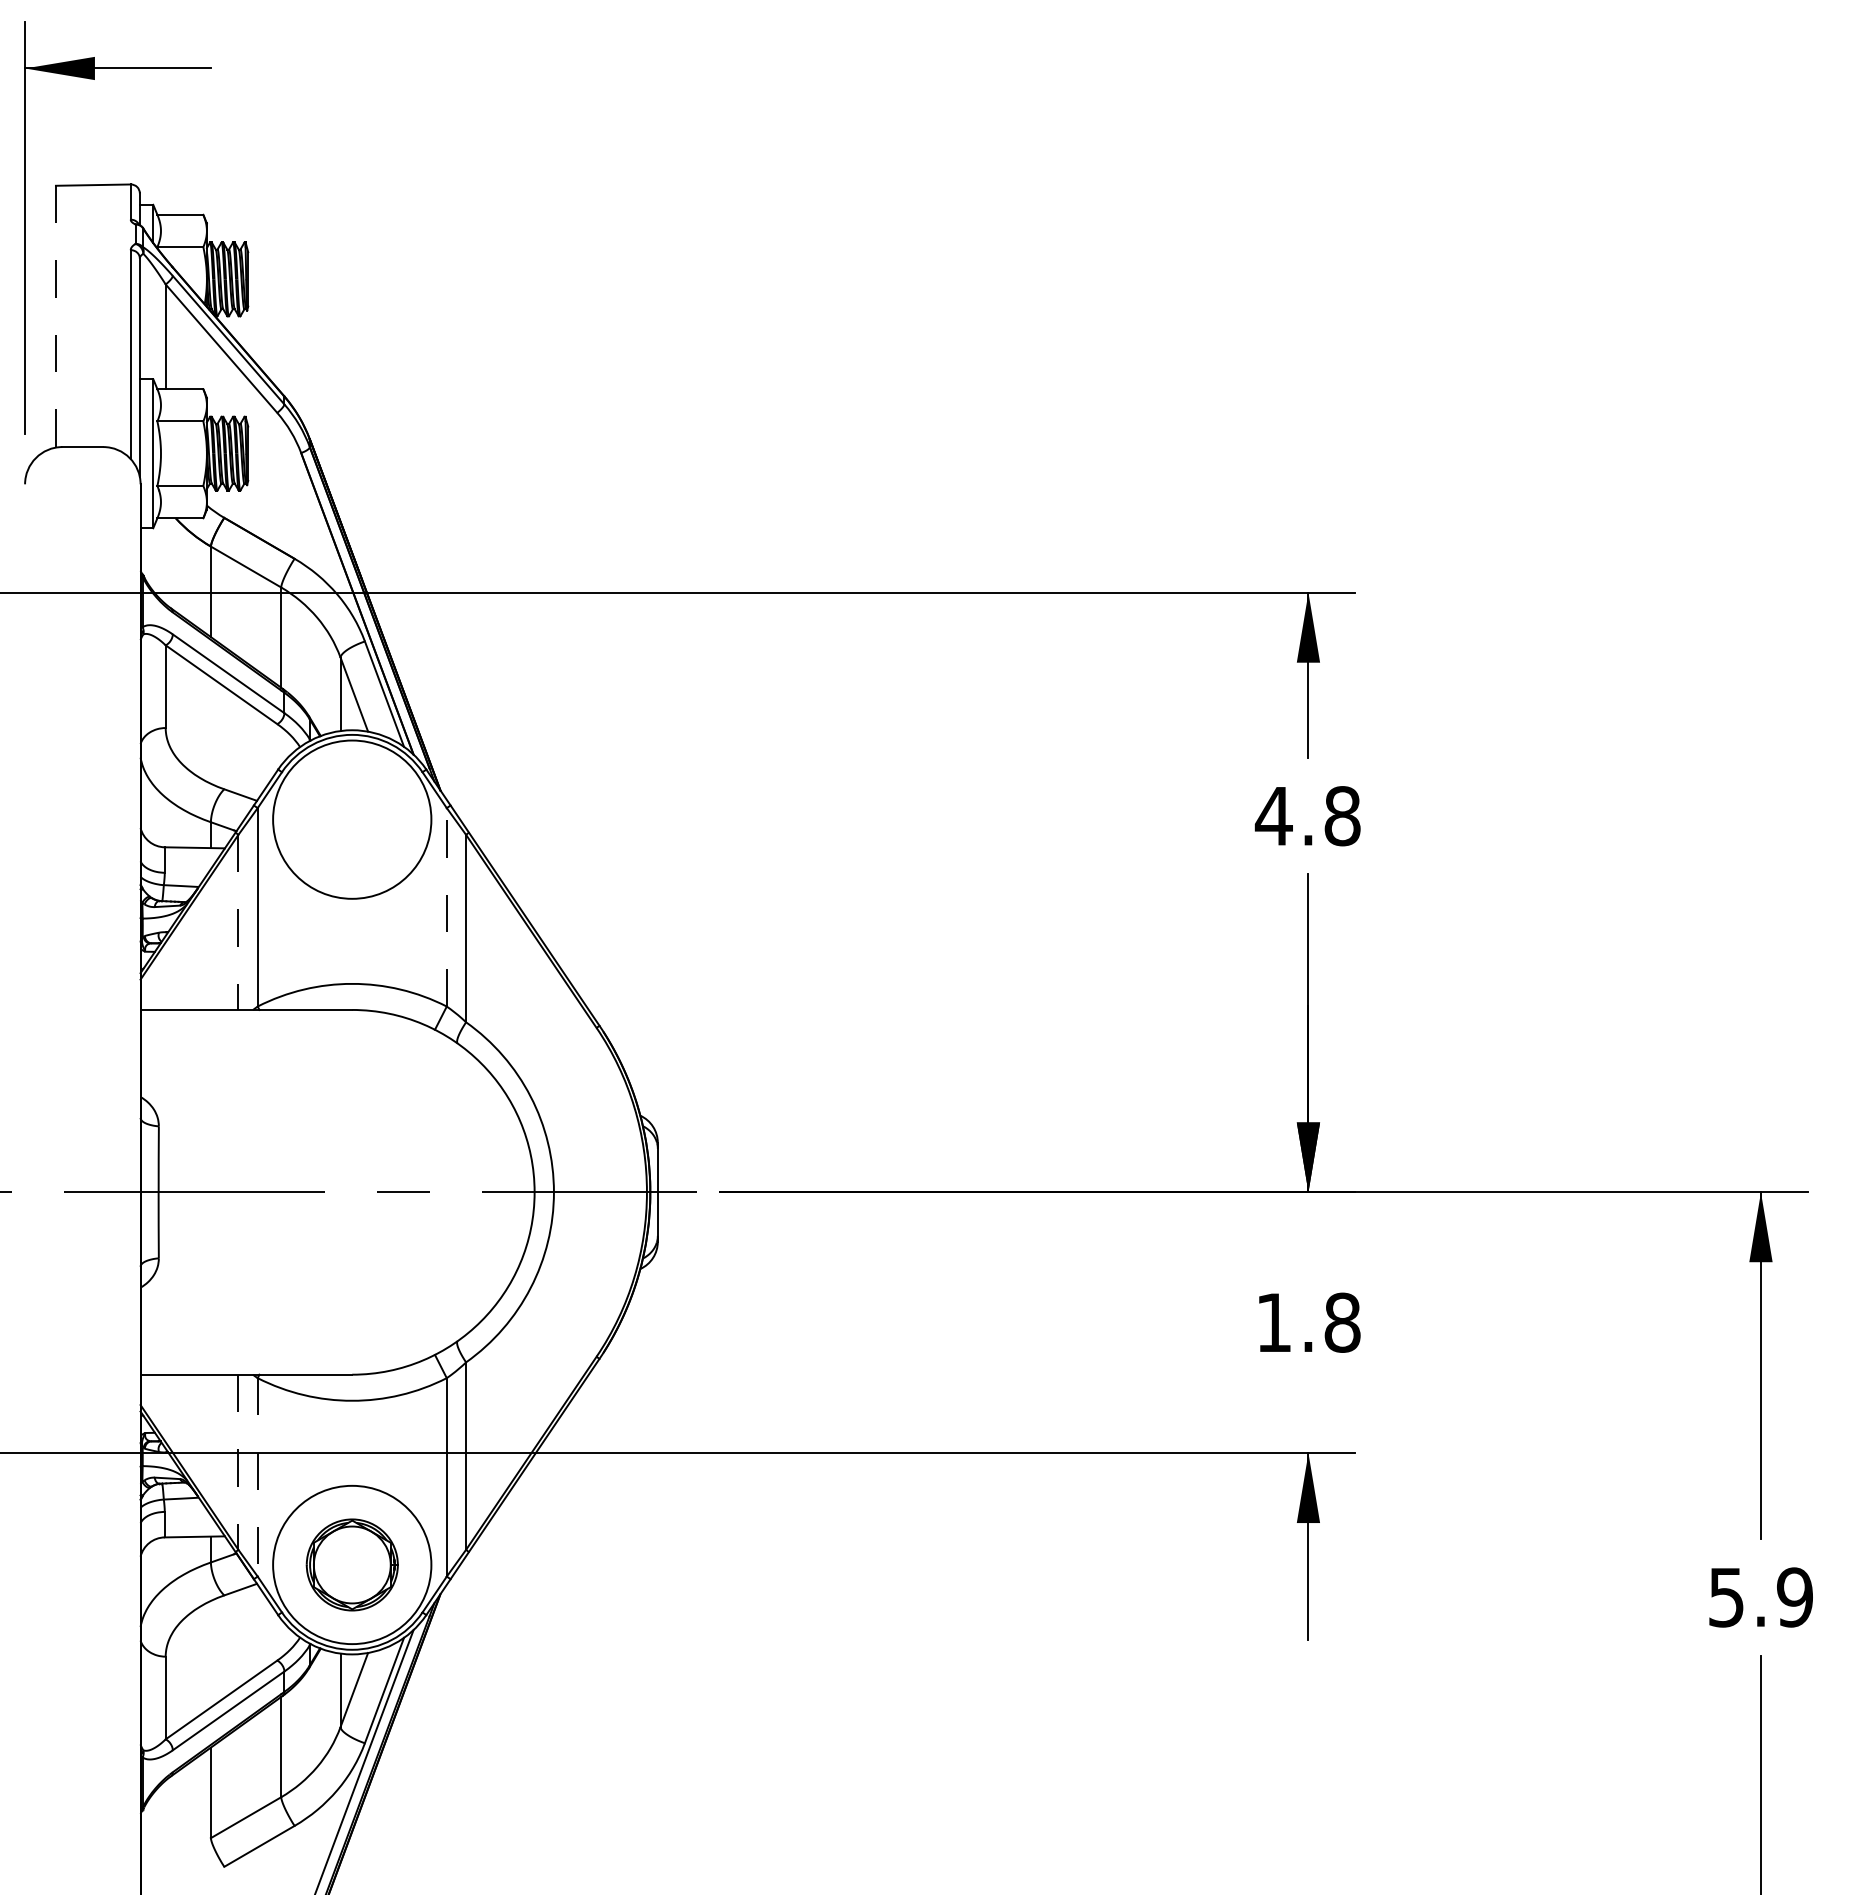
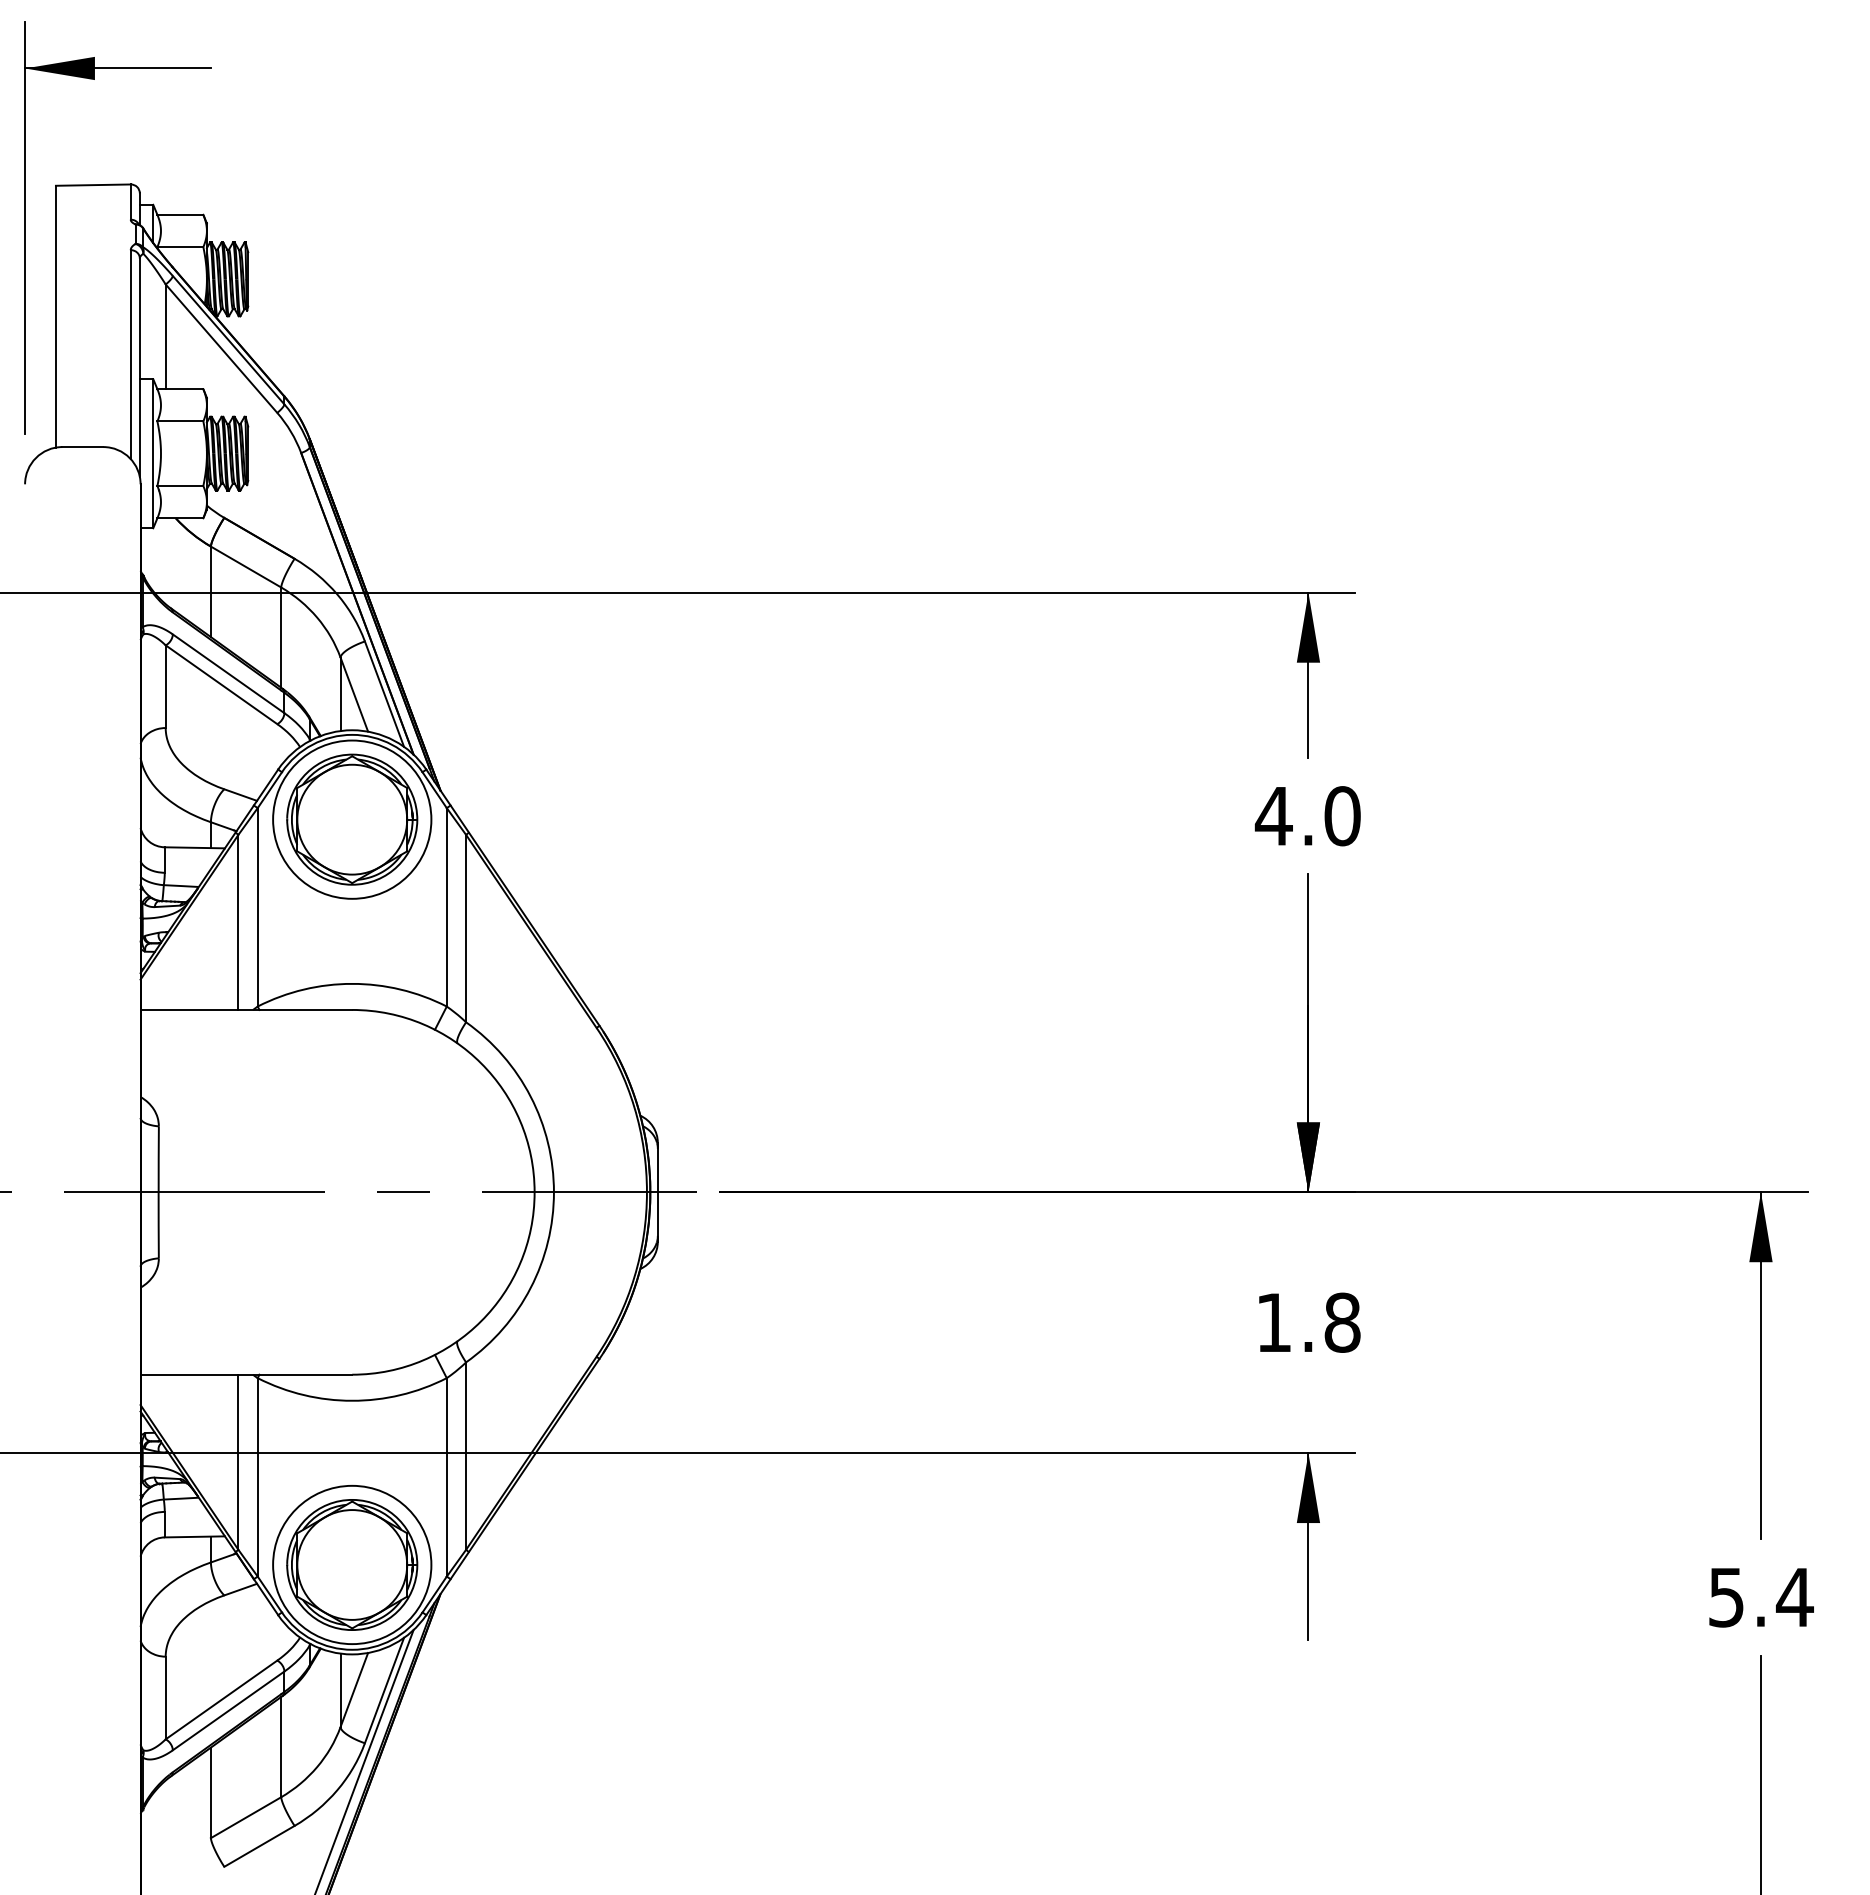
line: dashed -> solid (55, 316)
text: 4.8 -> 4.0 (1342, 816)
part: none -> present (352, 819)
line: dashed -> solid (446, 906)
line: dashed -> solid (238, 922)
line: dashed -> solid (238, 1462)
line: dashed -> solid (257, 1477)
part size: 94x94 px -> 133x132 px (352, 1564)
text: 5.9 -> 5.4 (1794, 1597)
